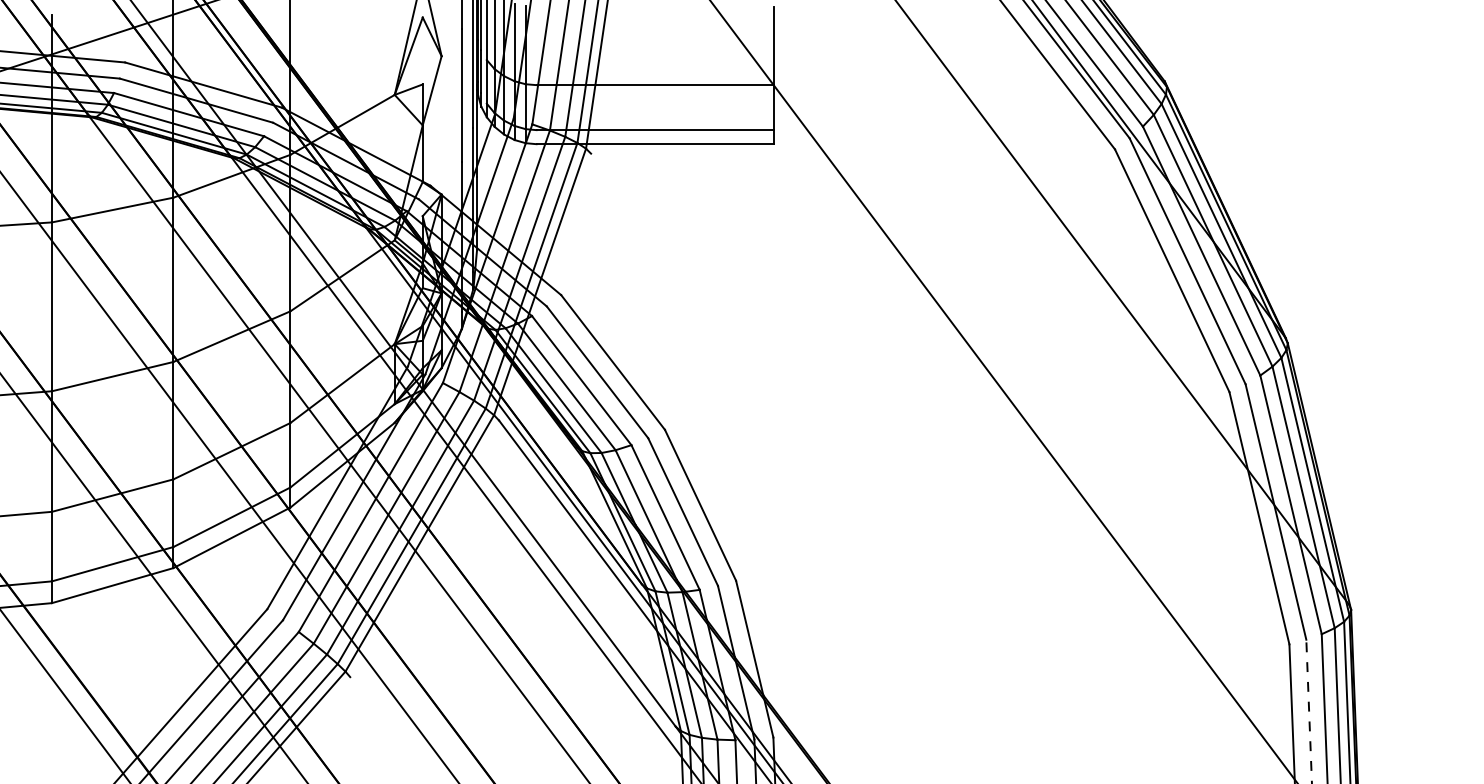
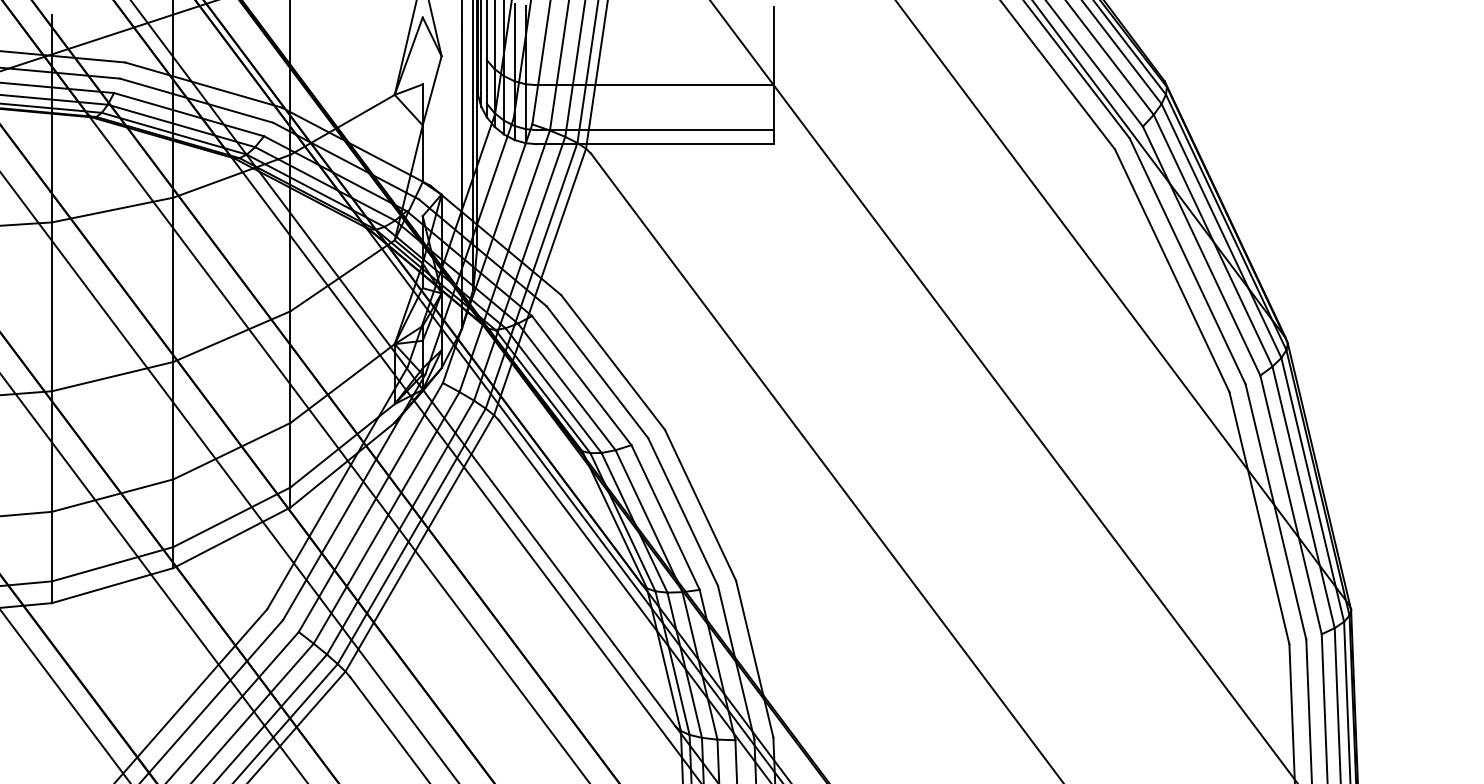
line: none -> present (826, 466)
line: dashed -> solid (1309, 711)
line: none -> present (388, 728)
